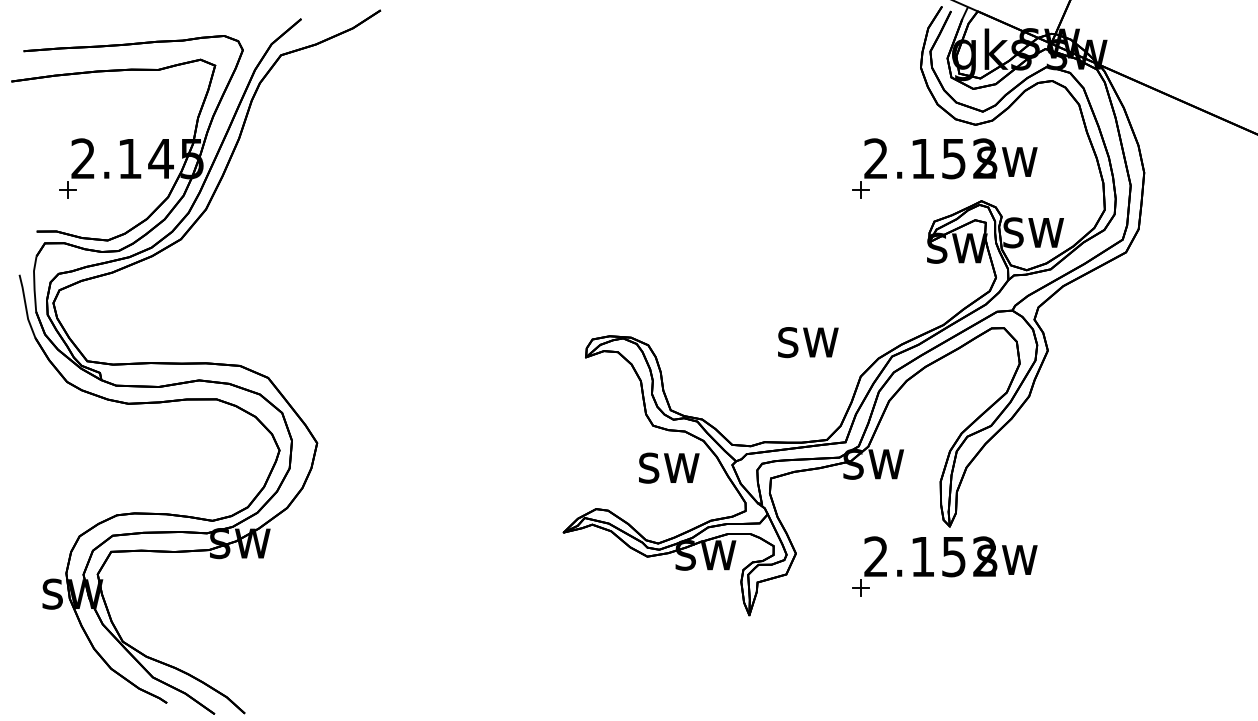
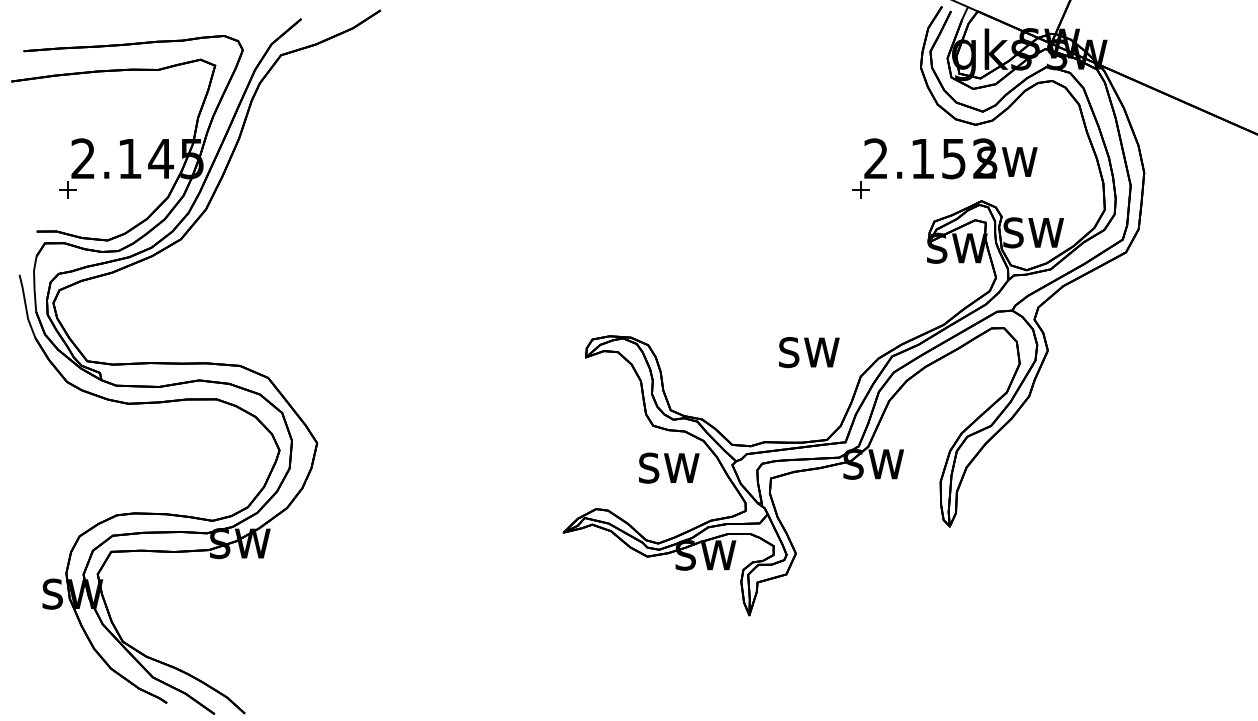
text position: (808, 342) -> (809, 352) (809, 352)
part: present -> none (944, 566)
